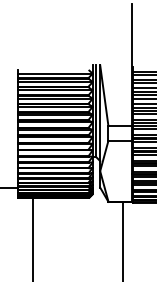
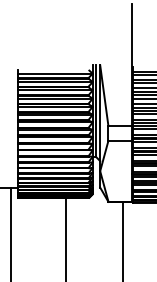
line: none -> present (11, 232)
line position: (32, 238) -> (65, 238) (65, 238)
